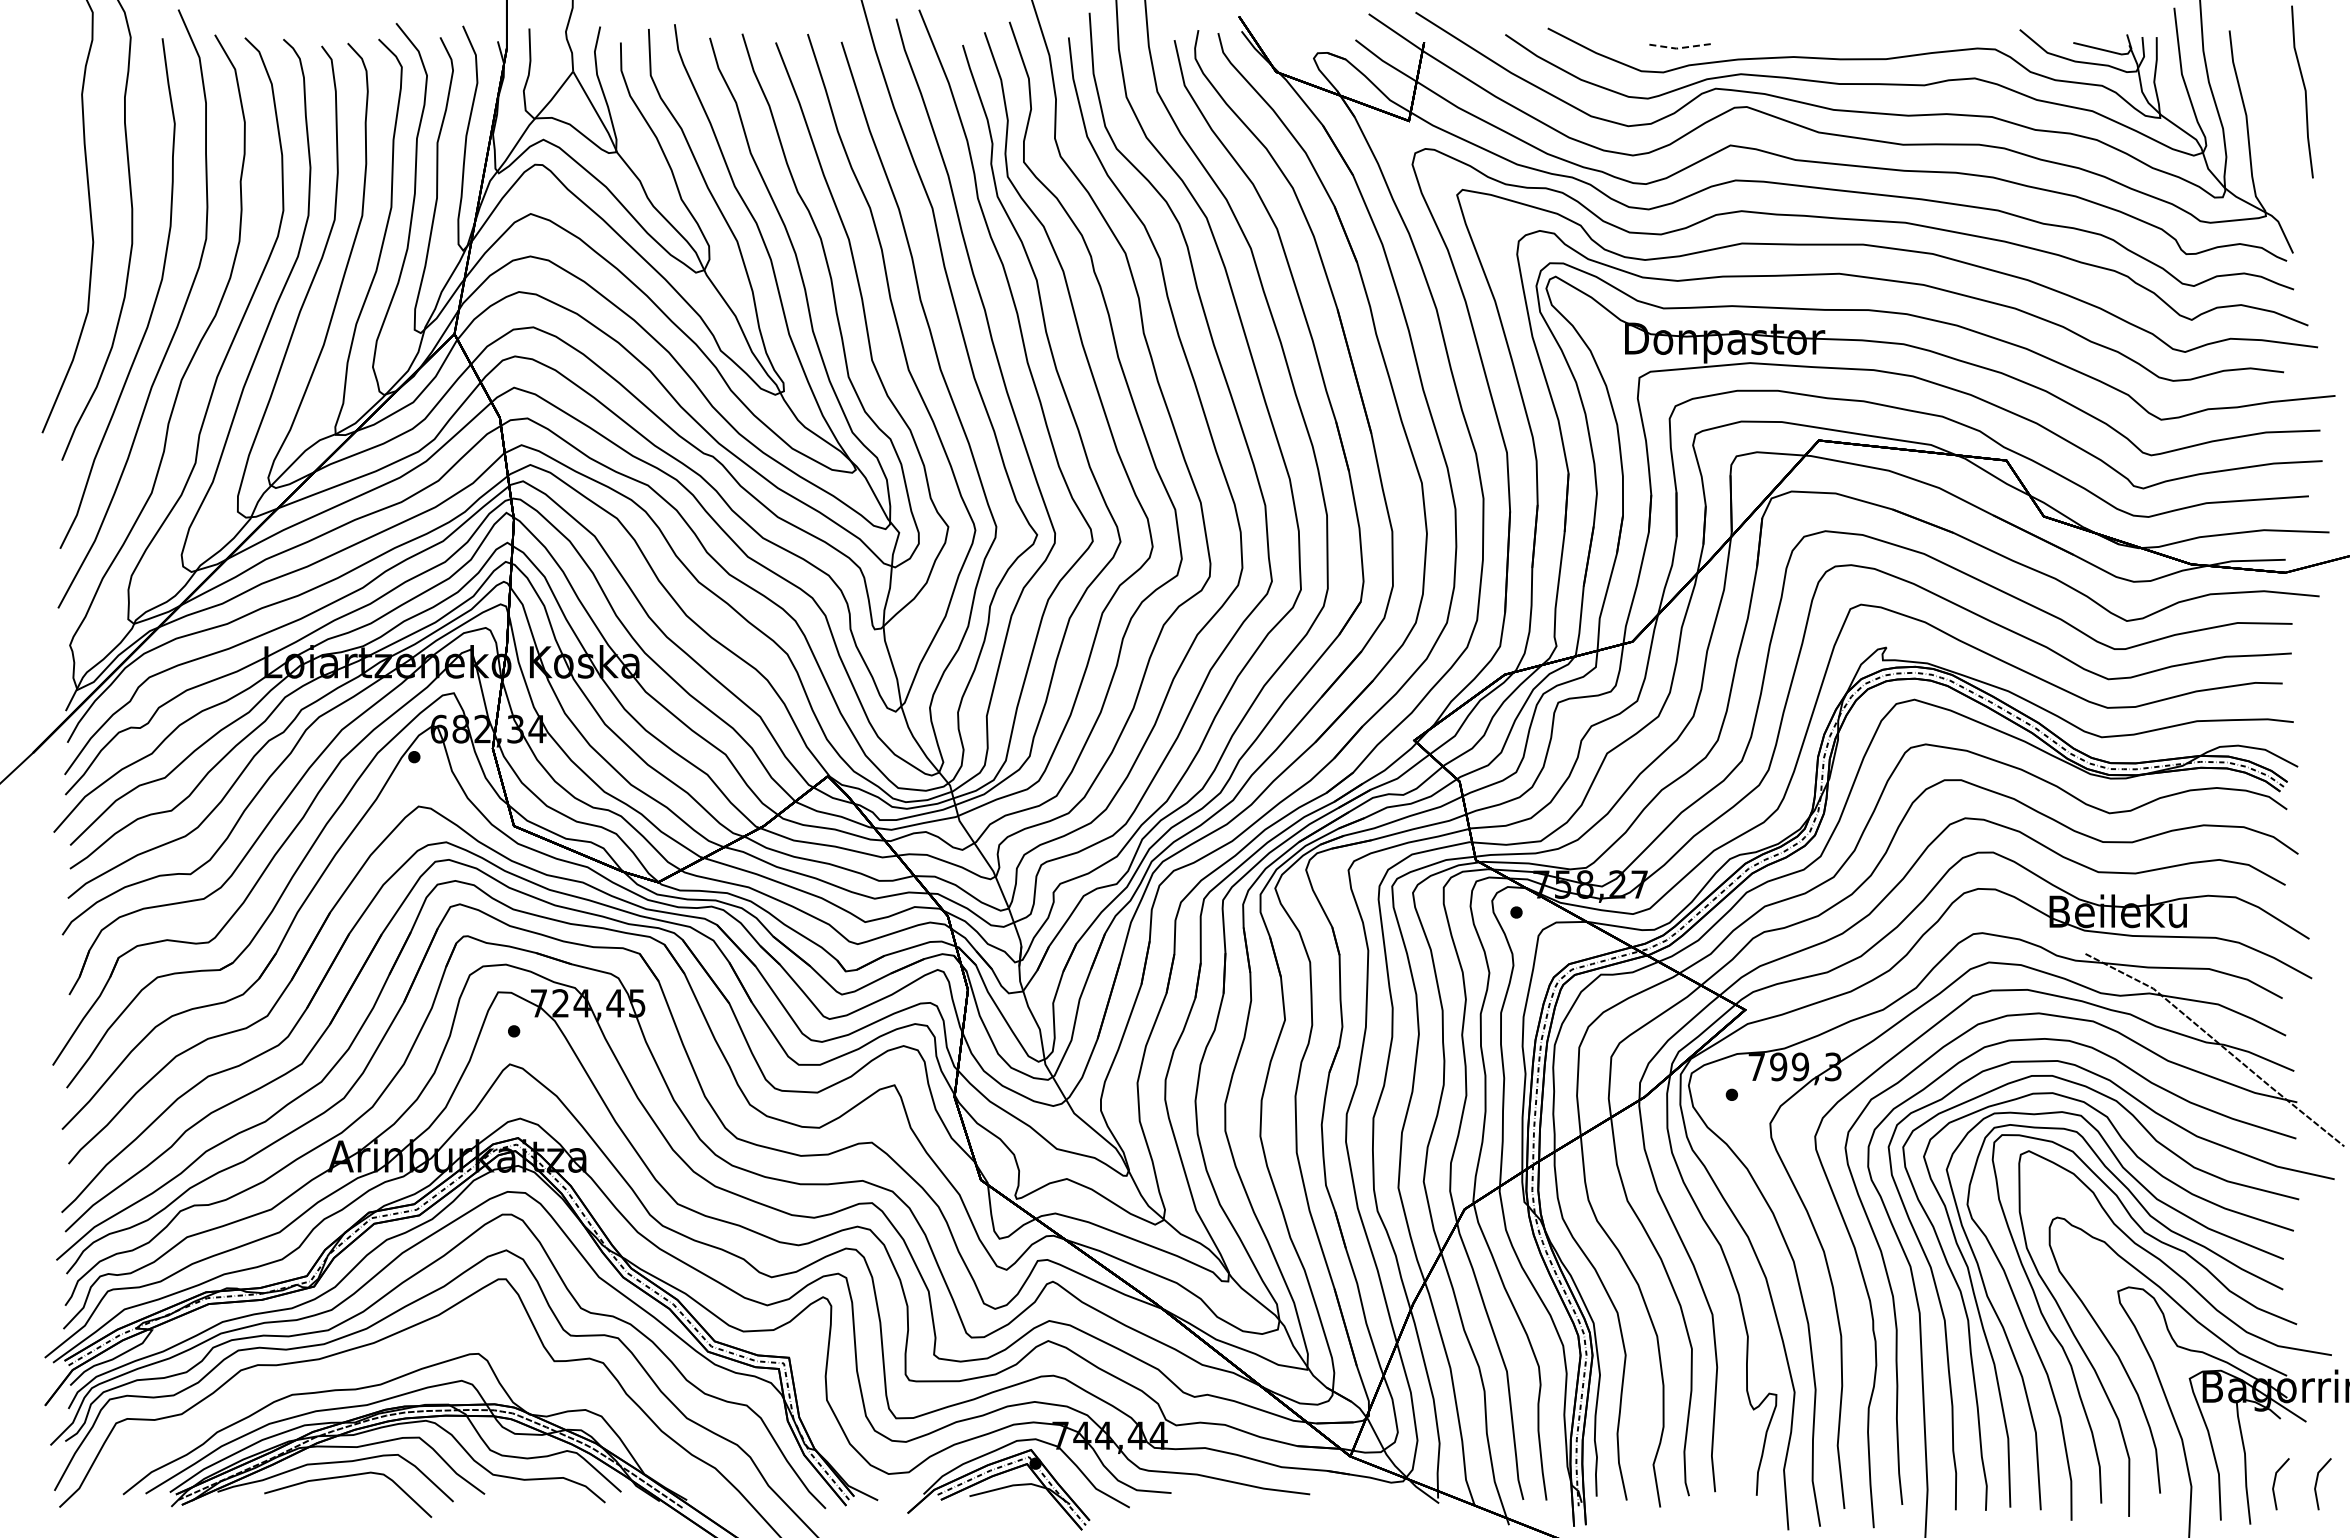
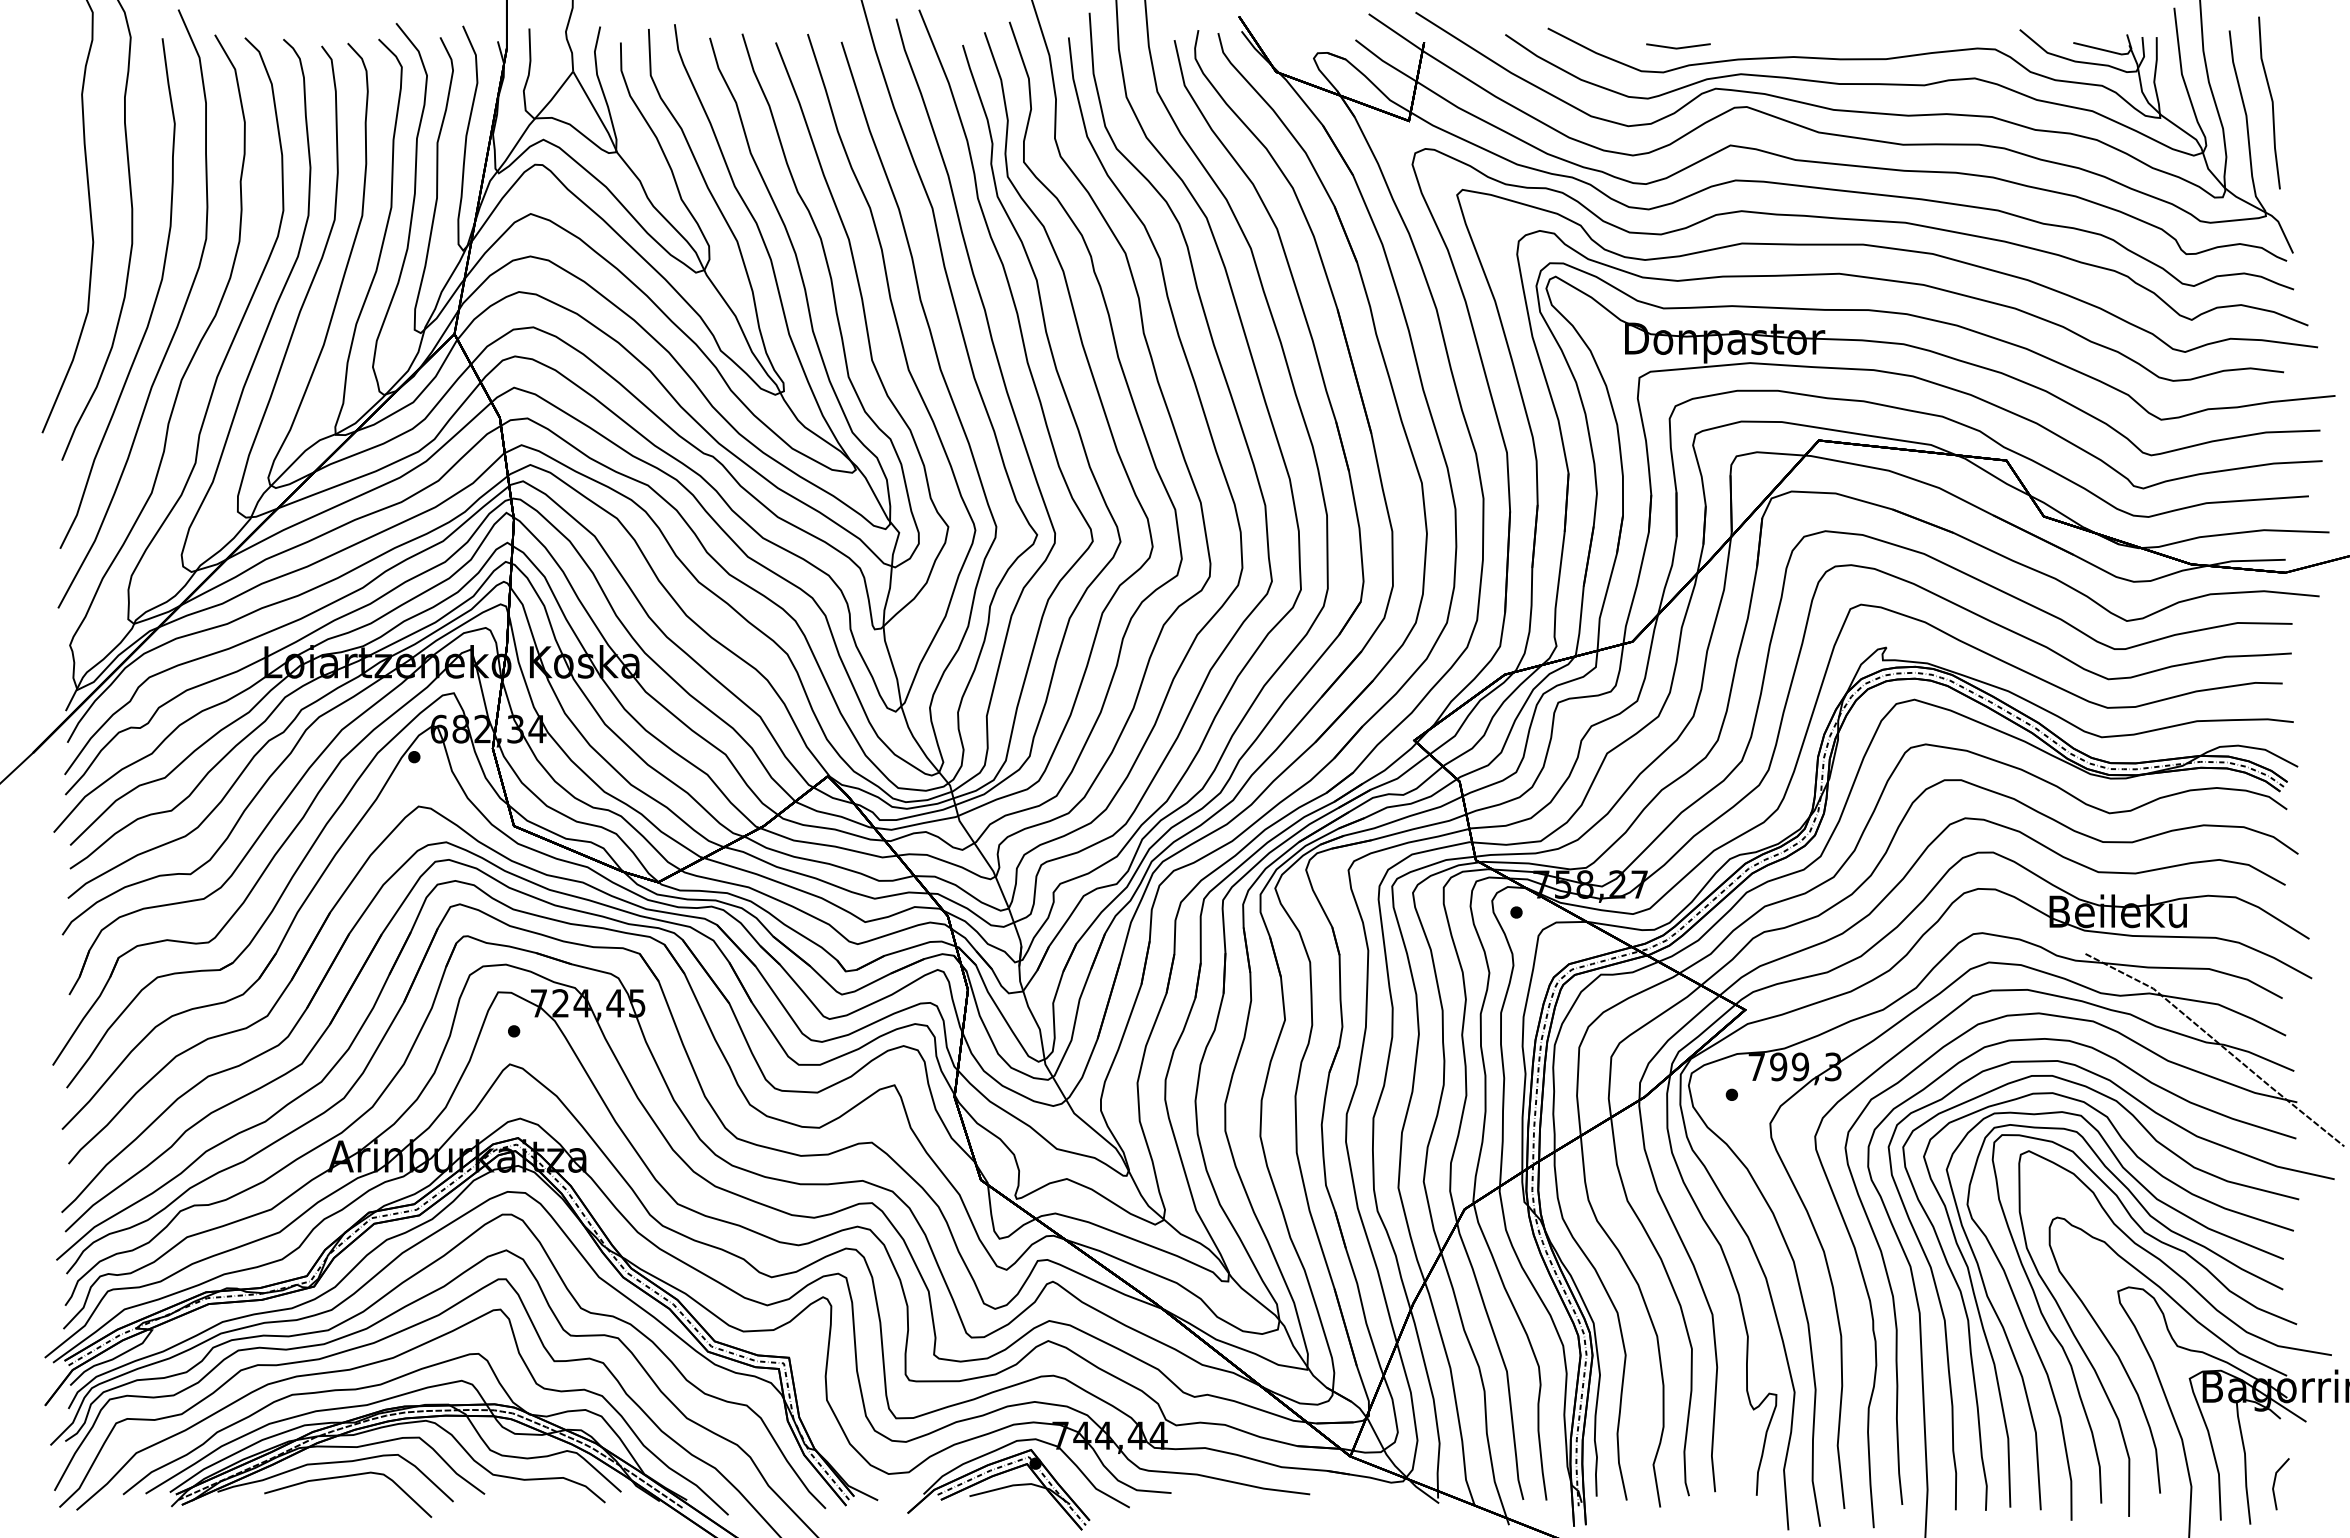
line: dashed -> solid (1677, 48)
line position: (2304, 91) -> (2271, 102) (2271, 102)
curve: none -> present (388, 1360)
line: present -> none (2317, 1482)
